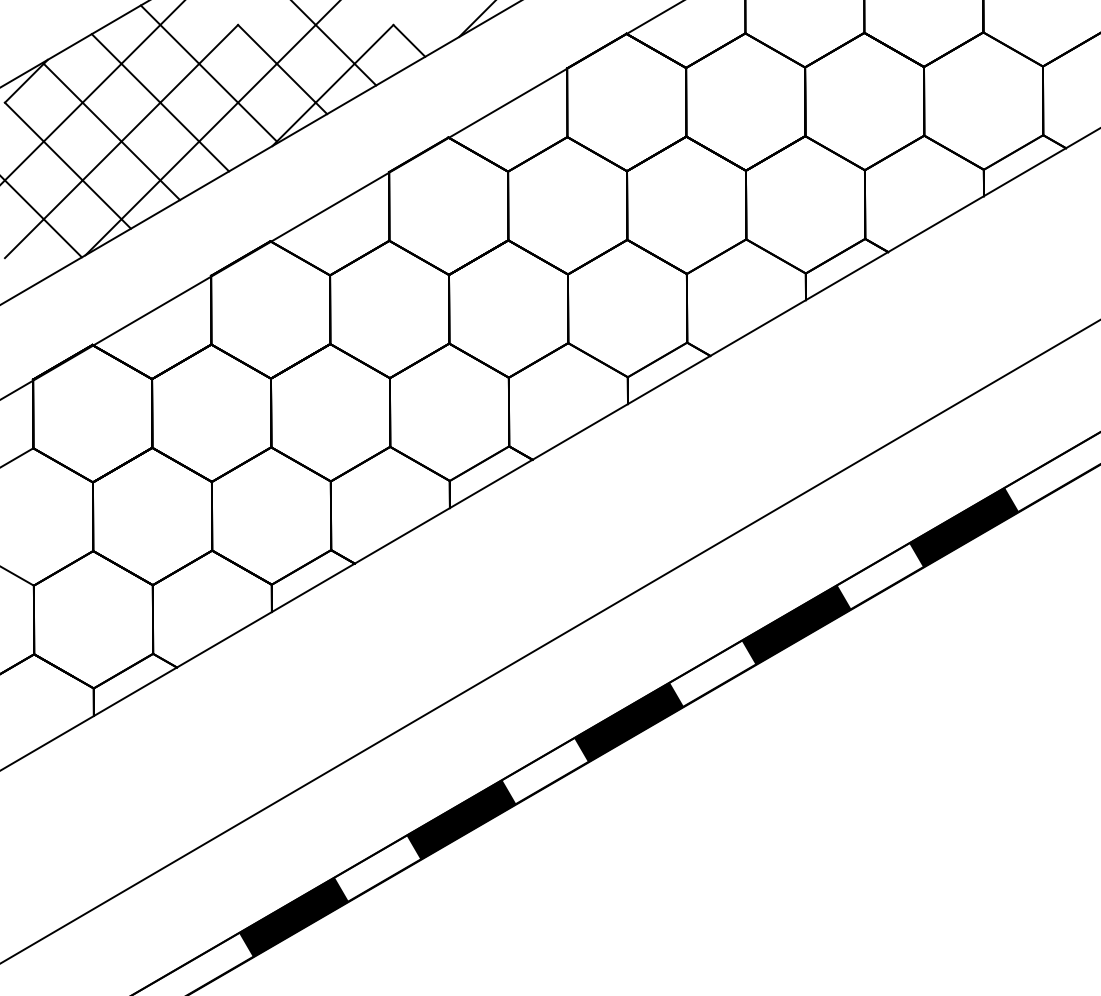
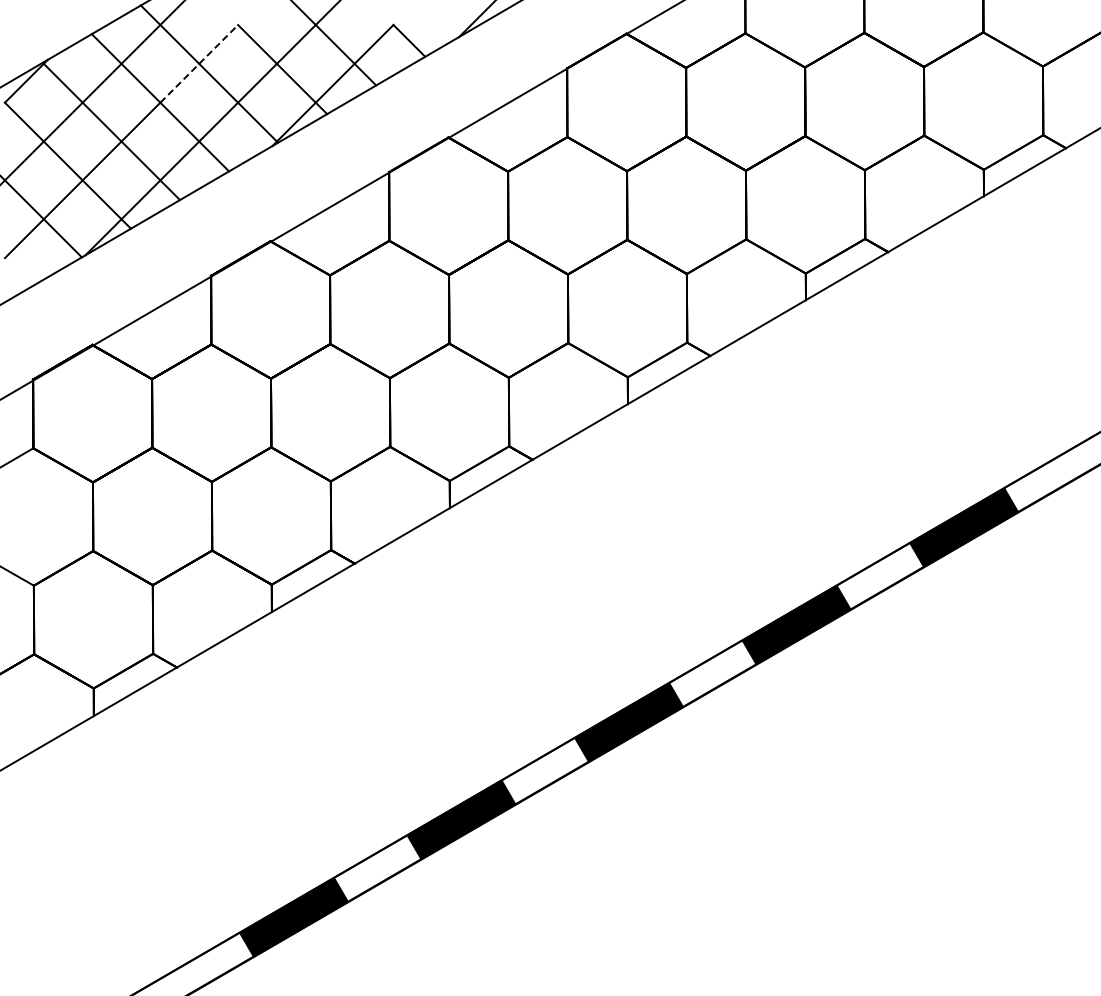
line: solid -> dashed (199, 63)
line: present -> none (549, 641)
